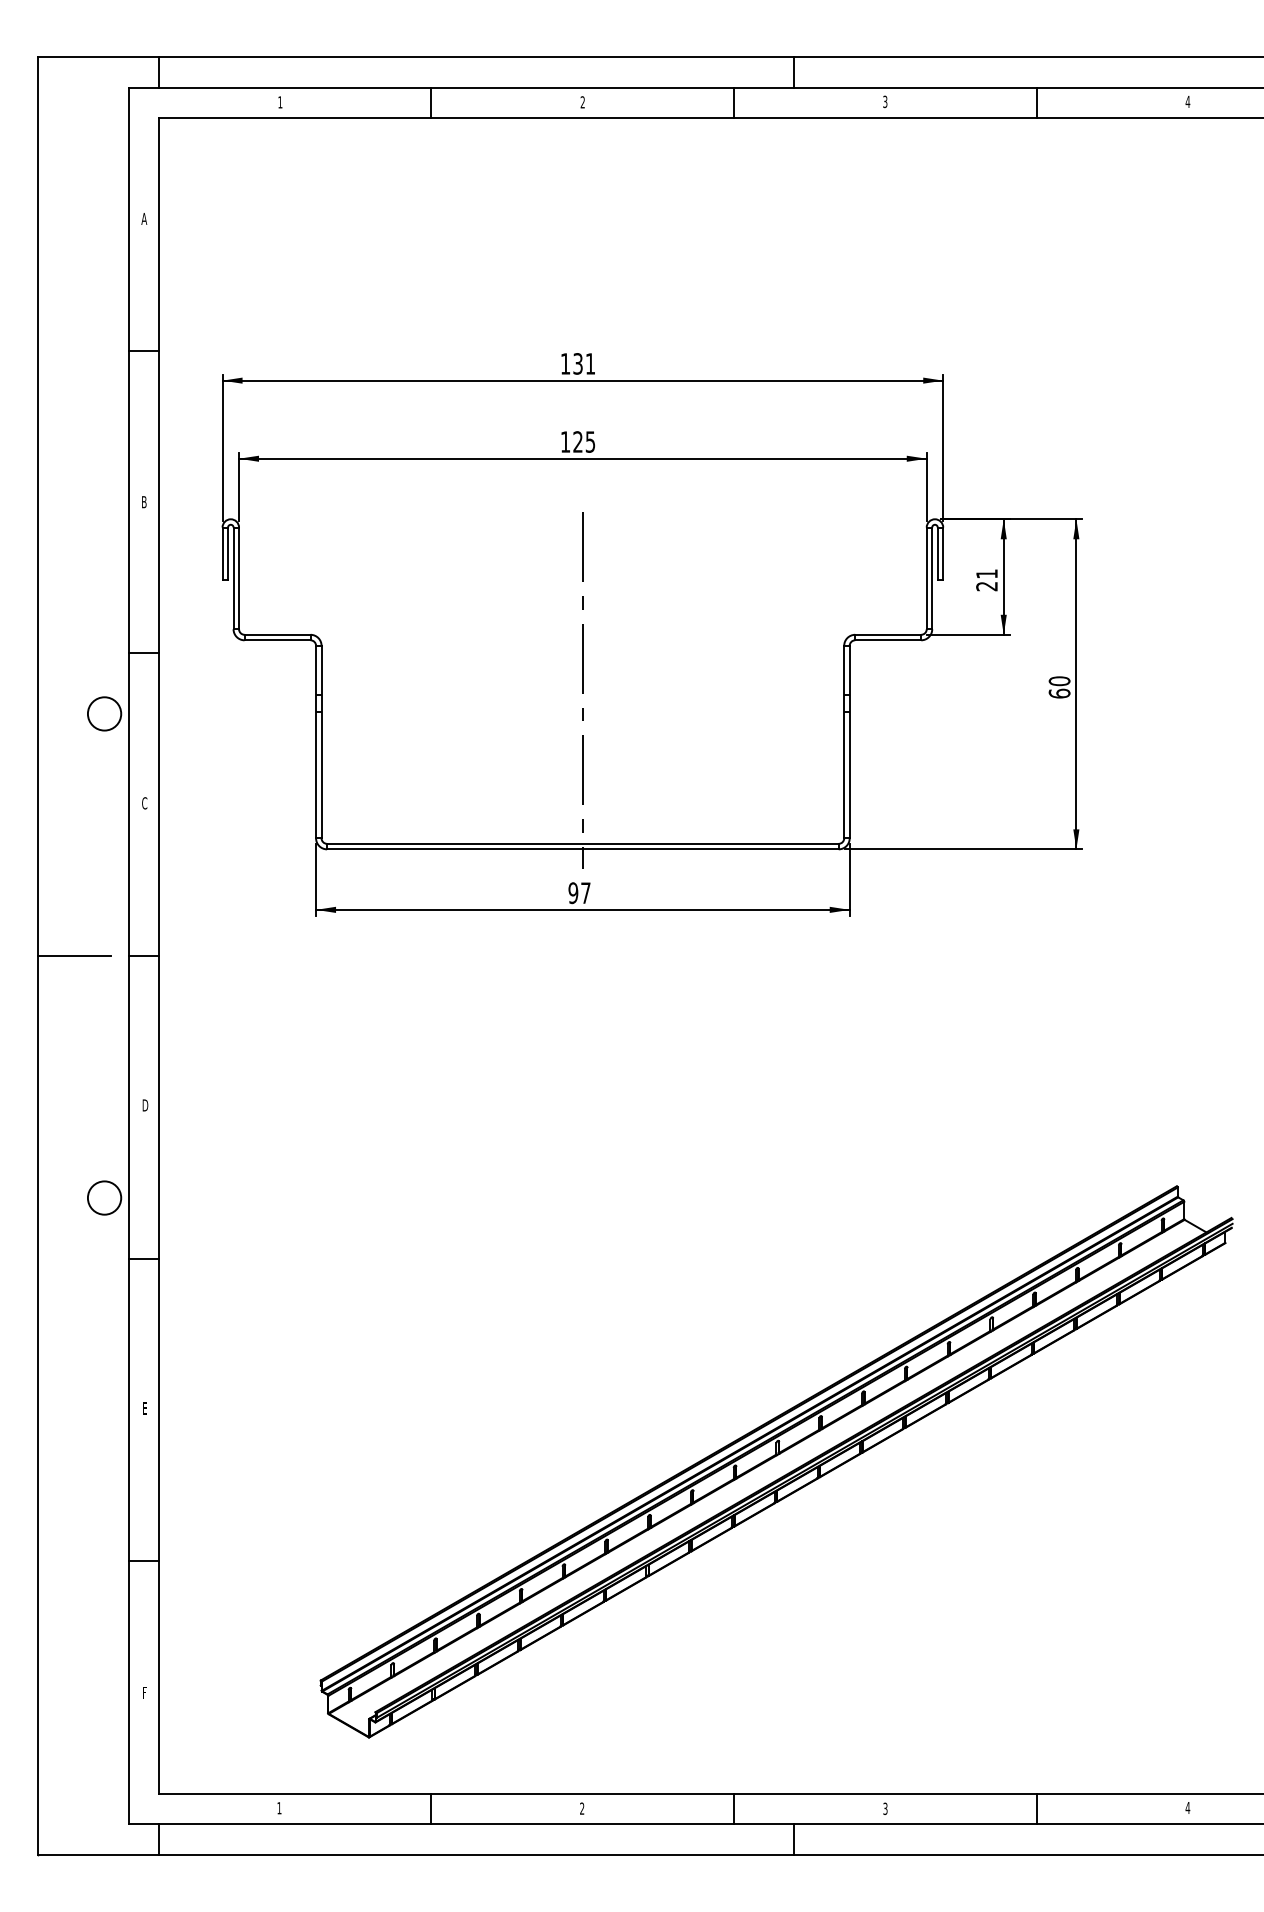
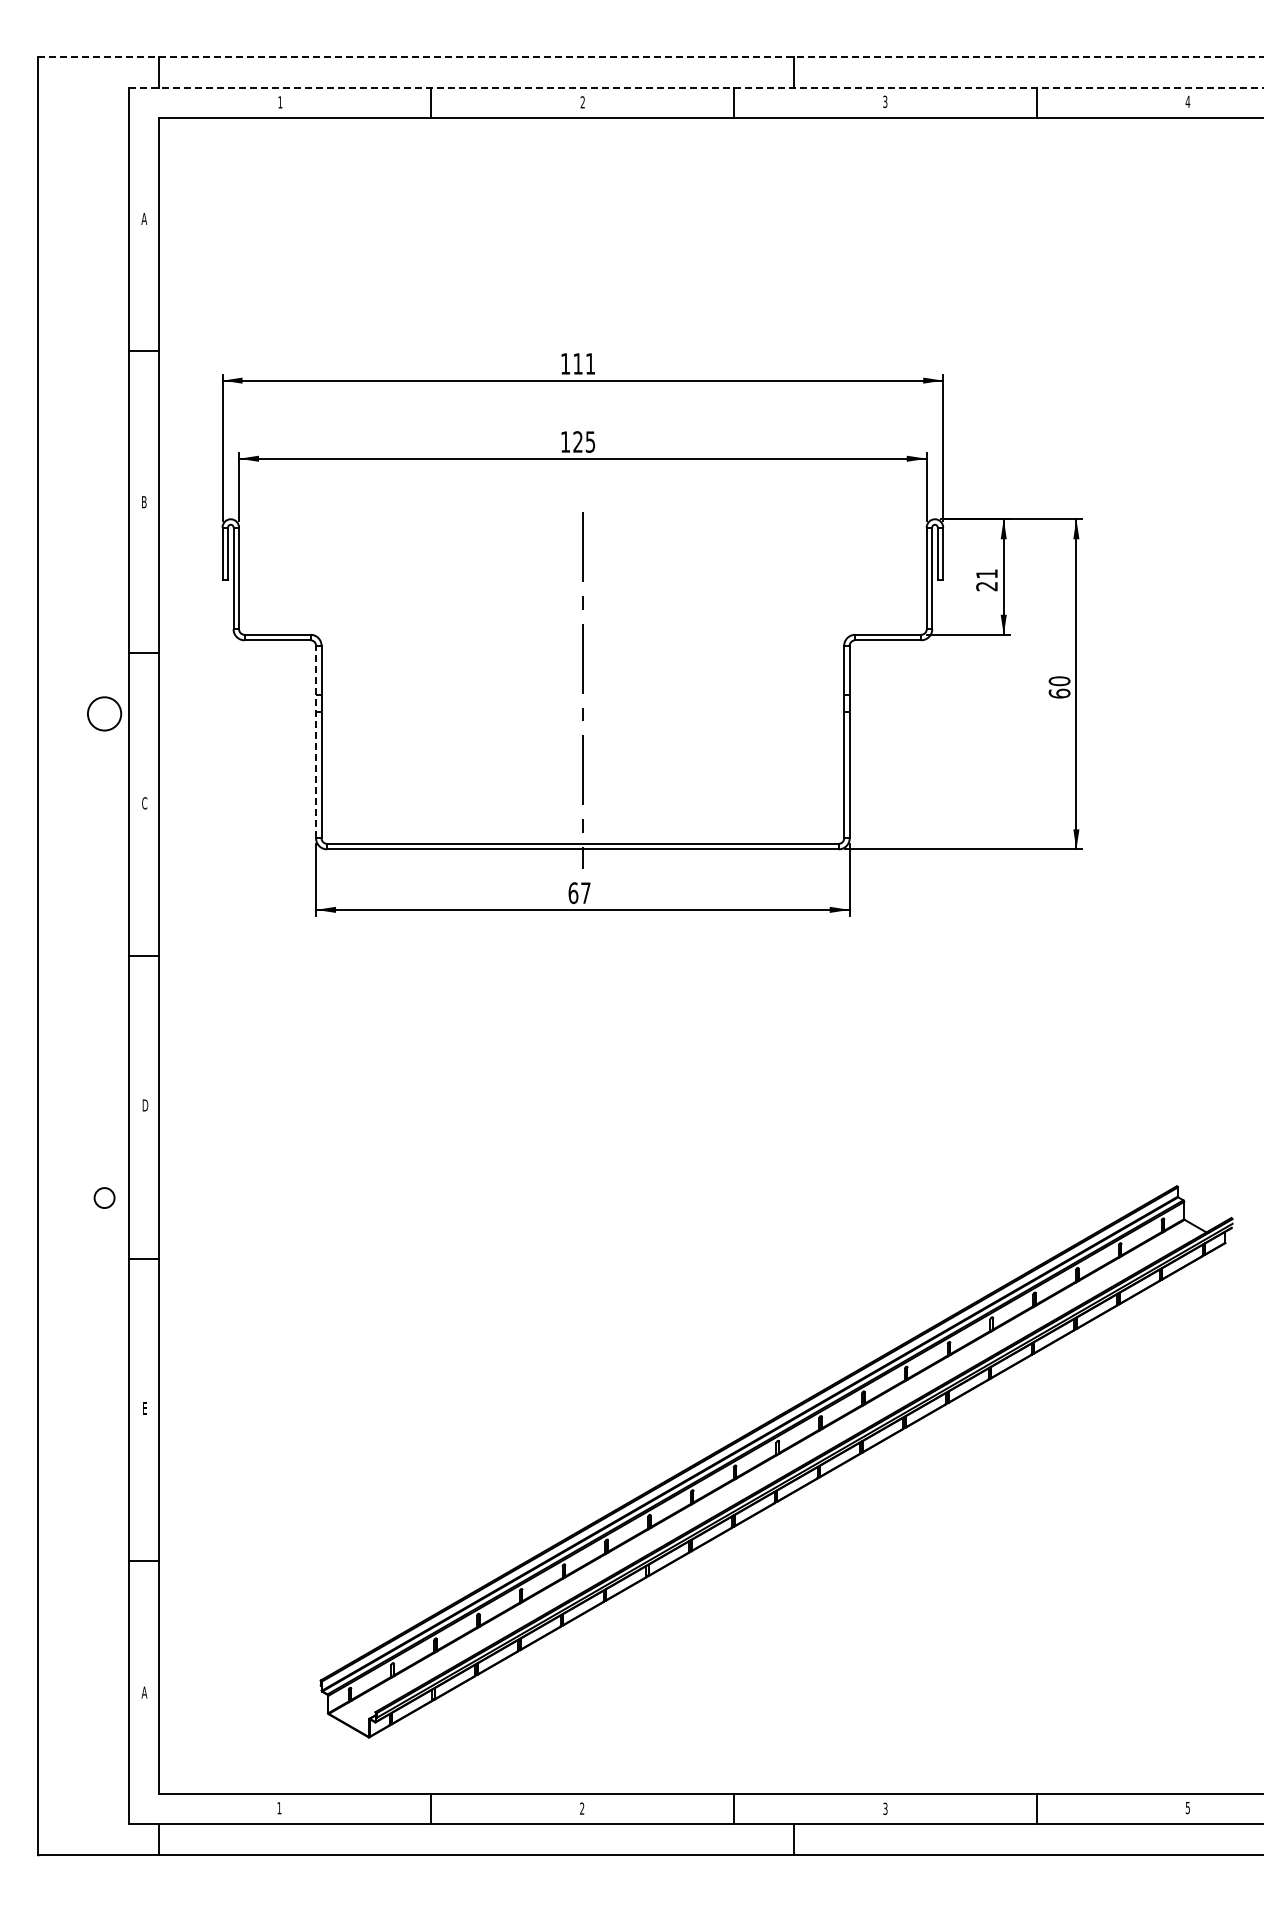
line: solid -> dashed (650, 57)
line: solid -> dashed (696, 87)
text: 131 -> 111 (577, 363)
line: solid -> dashed (316, 741)
text: 97 -> 67 (573, 893)
line: present -> none (74, 956)
circle diameter: 33 px -> 20 px (104, 1198)
text: F -> A (144, 1692)
text: 4 -> 5 (1187, 1808)
